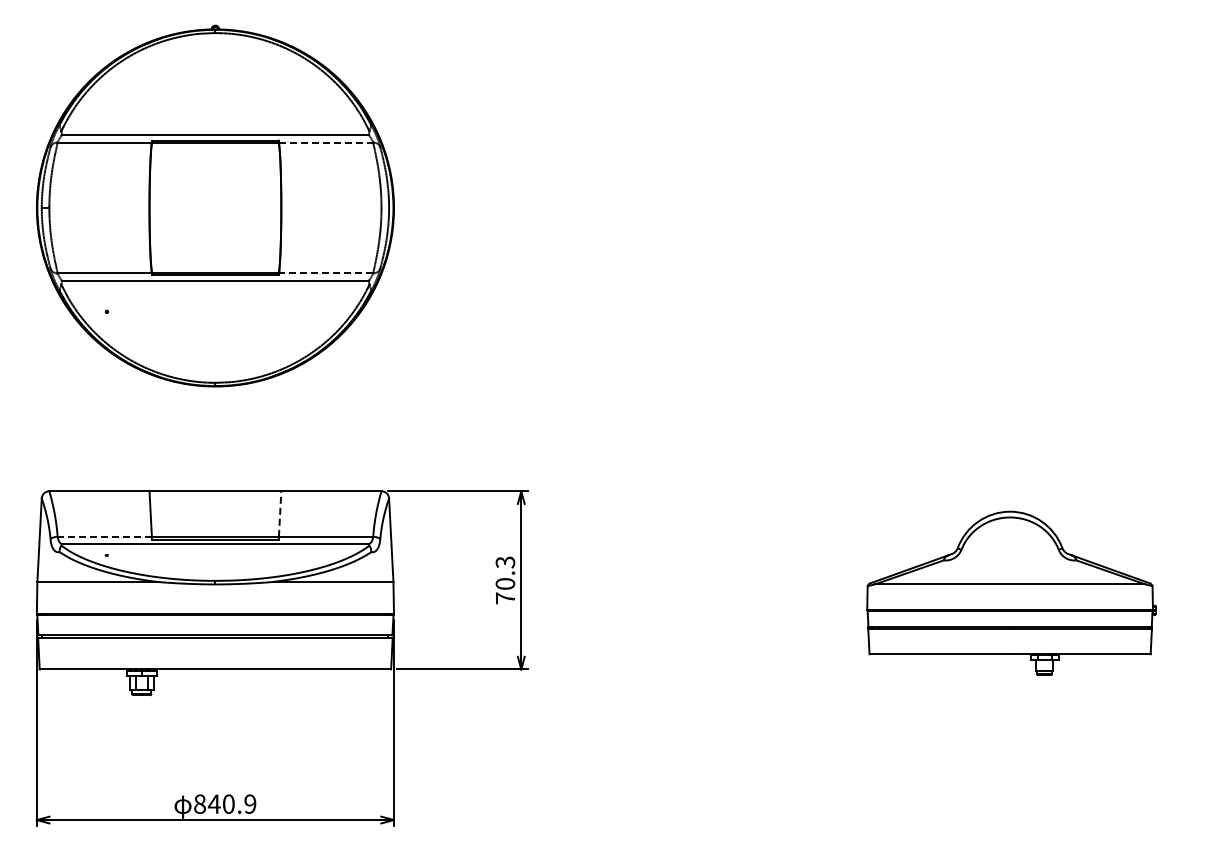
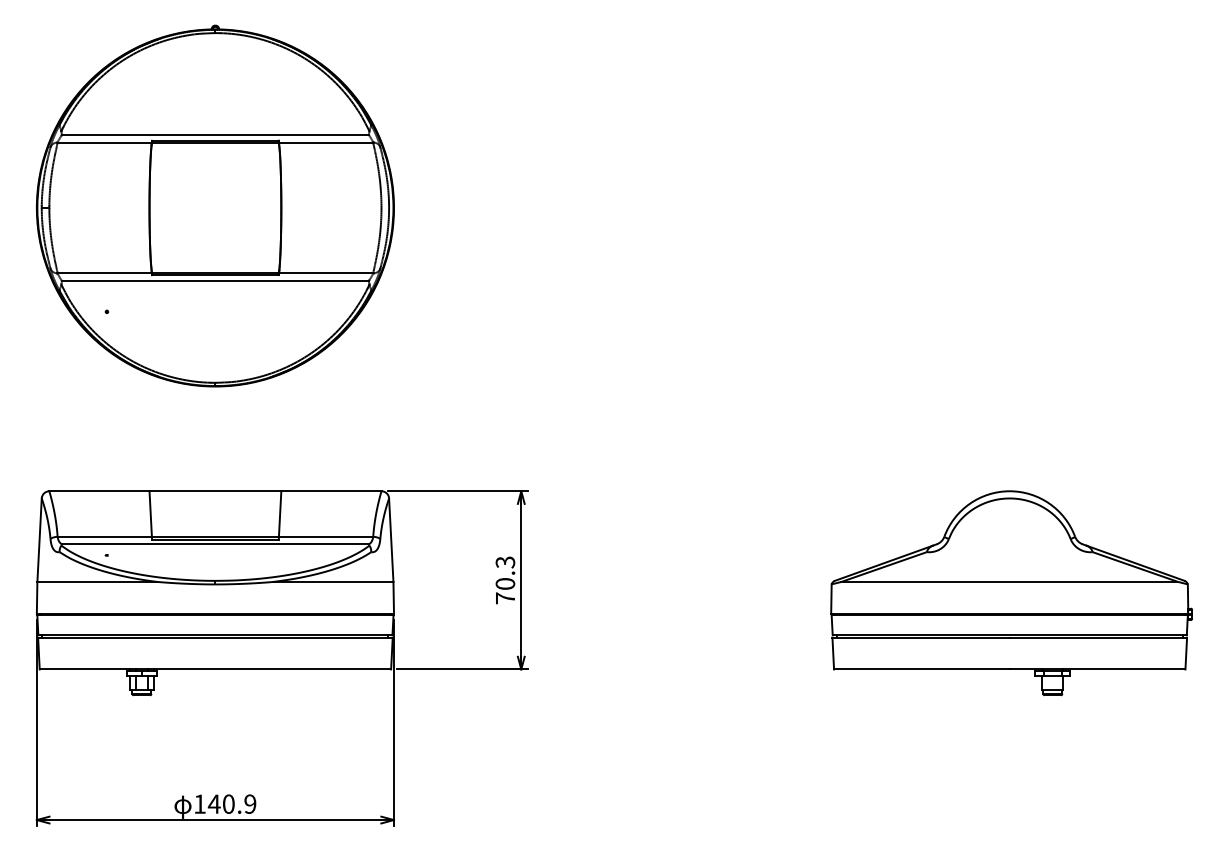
line: dashed -> solid (326, 142)
line: dashed -> solid (325, 273)
line: dashed -> solid (280, 514)
line: dashed -> solid (104, 536)
part size: 291x166 px -> 363x207 px (1011, 593)
text: 840.9 -> 140.9 (199, 803)
